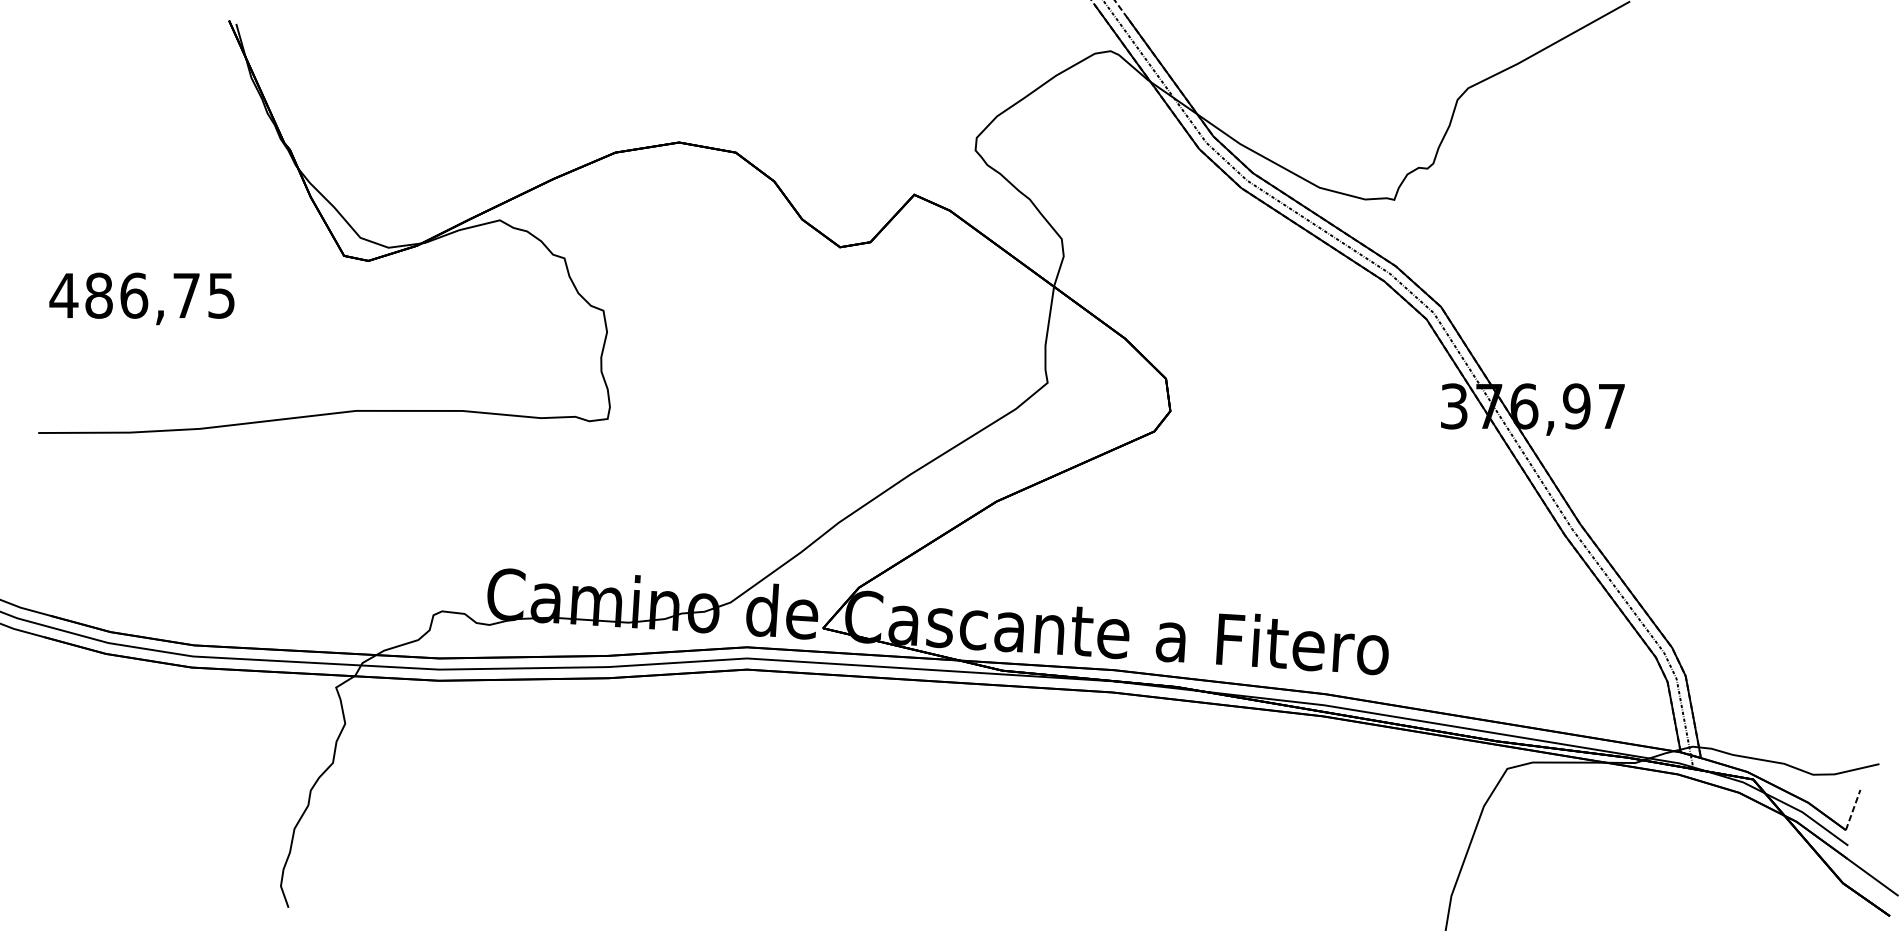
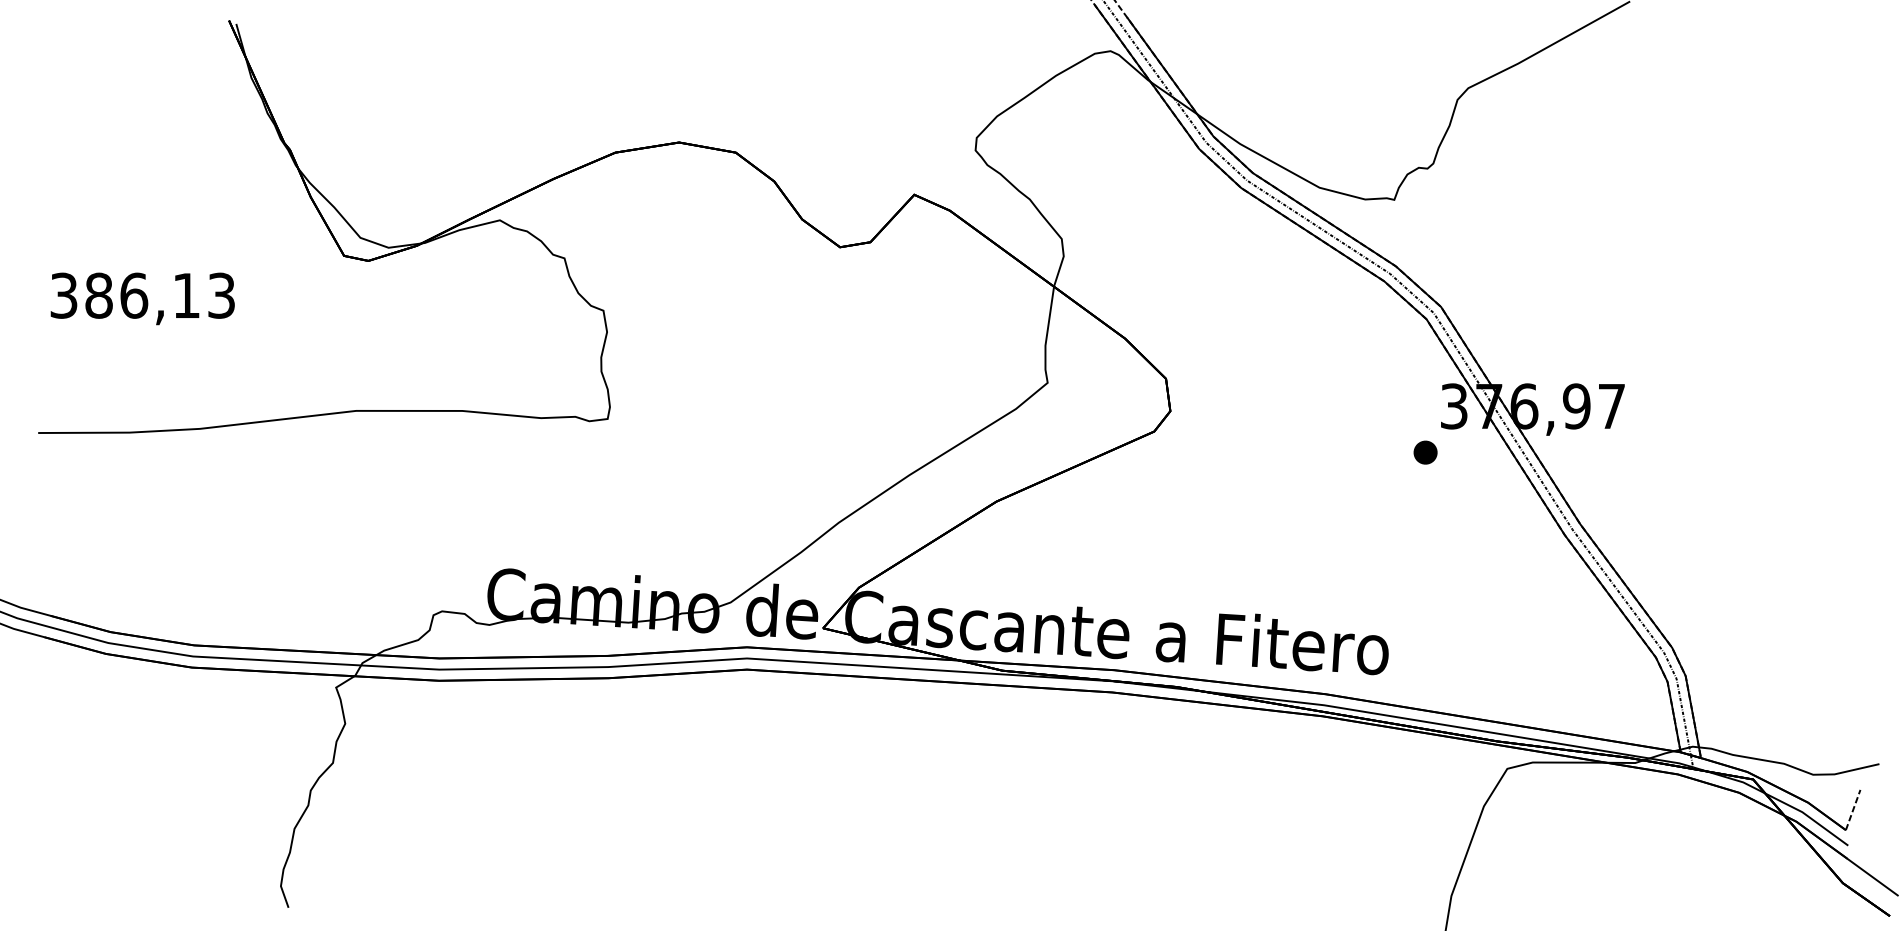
text: 486,75 -> 386,13 (141, 295)
part: none -> present (1425, 452)
